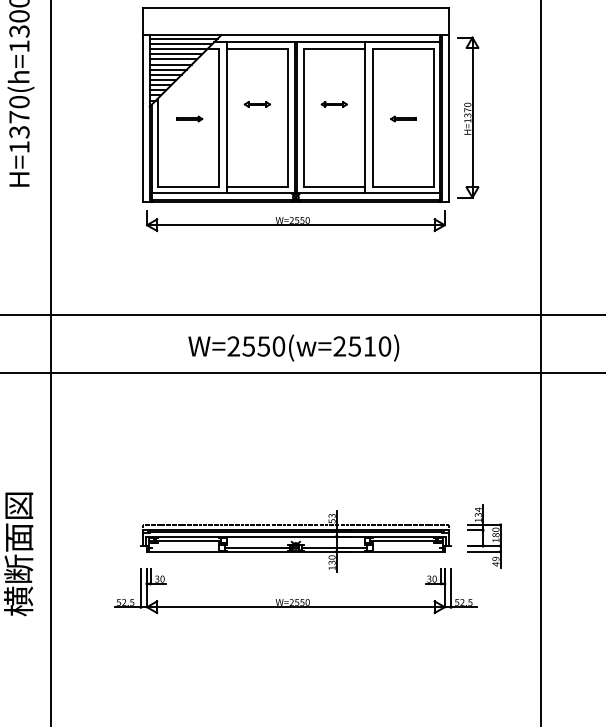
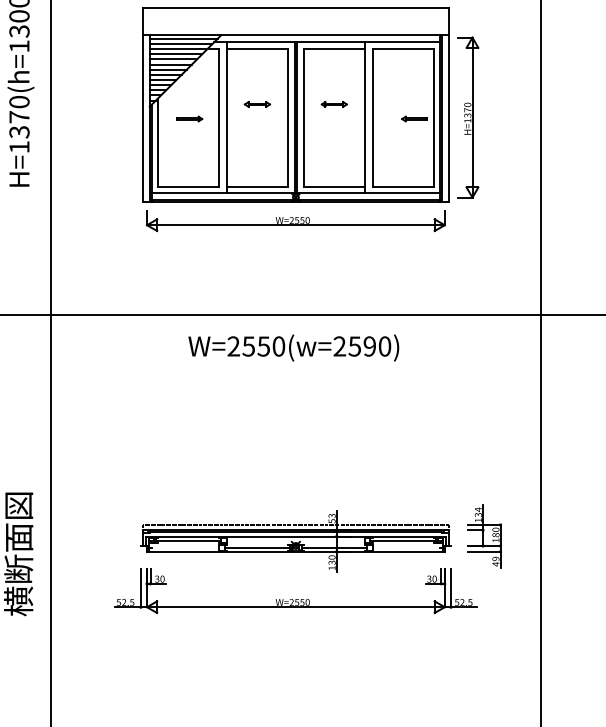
part position: (403, 118) -> (414, 118) (414, 118)
text: W=2550(w=2510) -> W=2550(w=2590) (369, 346)
line: present -> none (302, 373)
